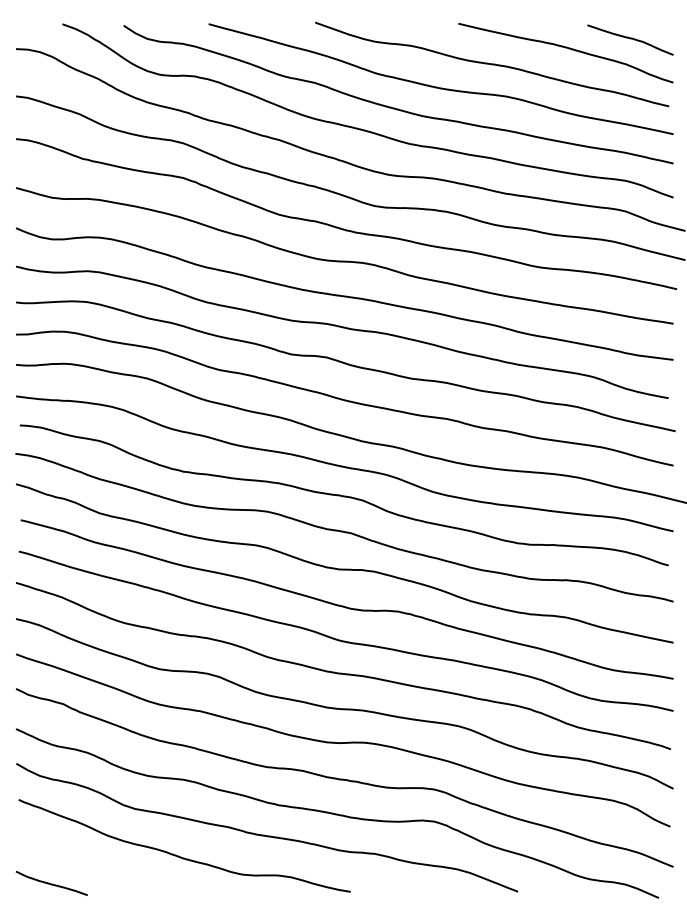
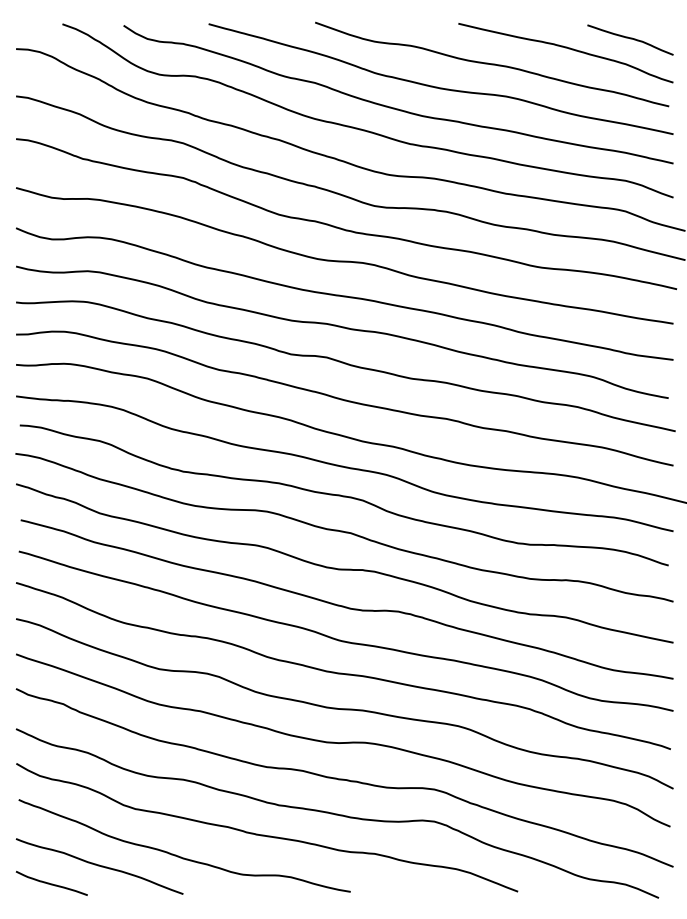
curve: none -> present (99, 866)
